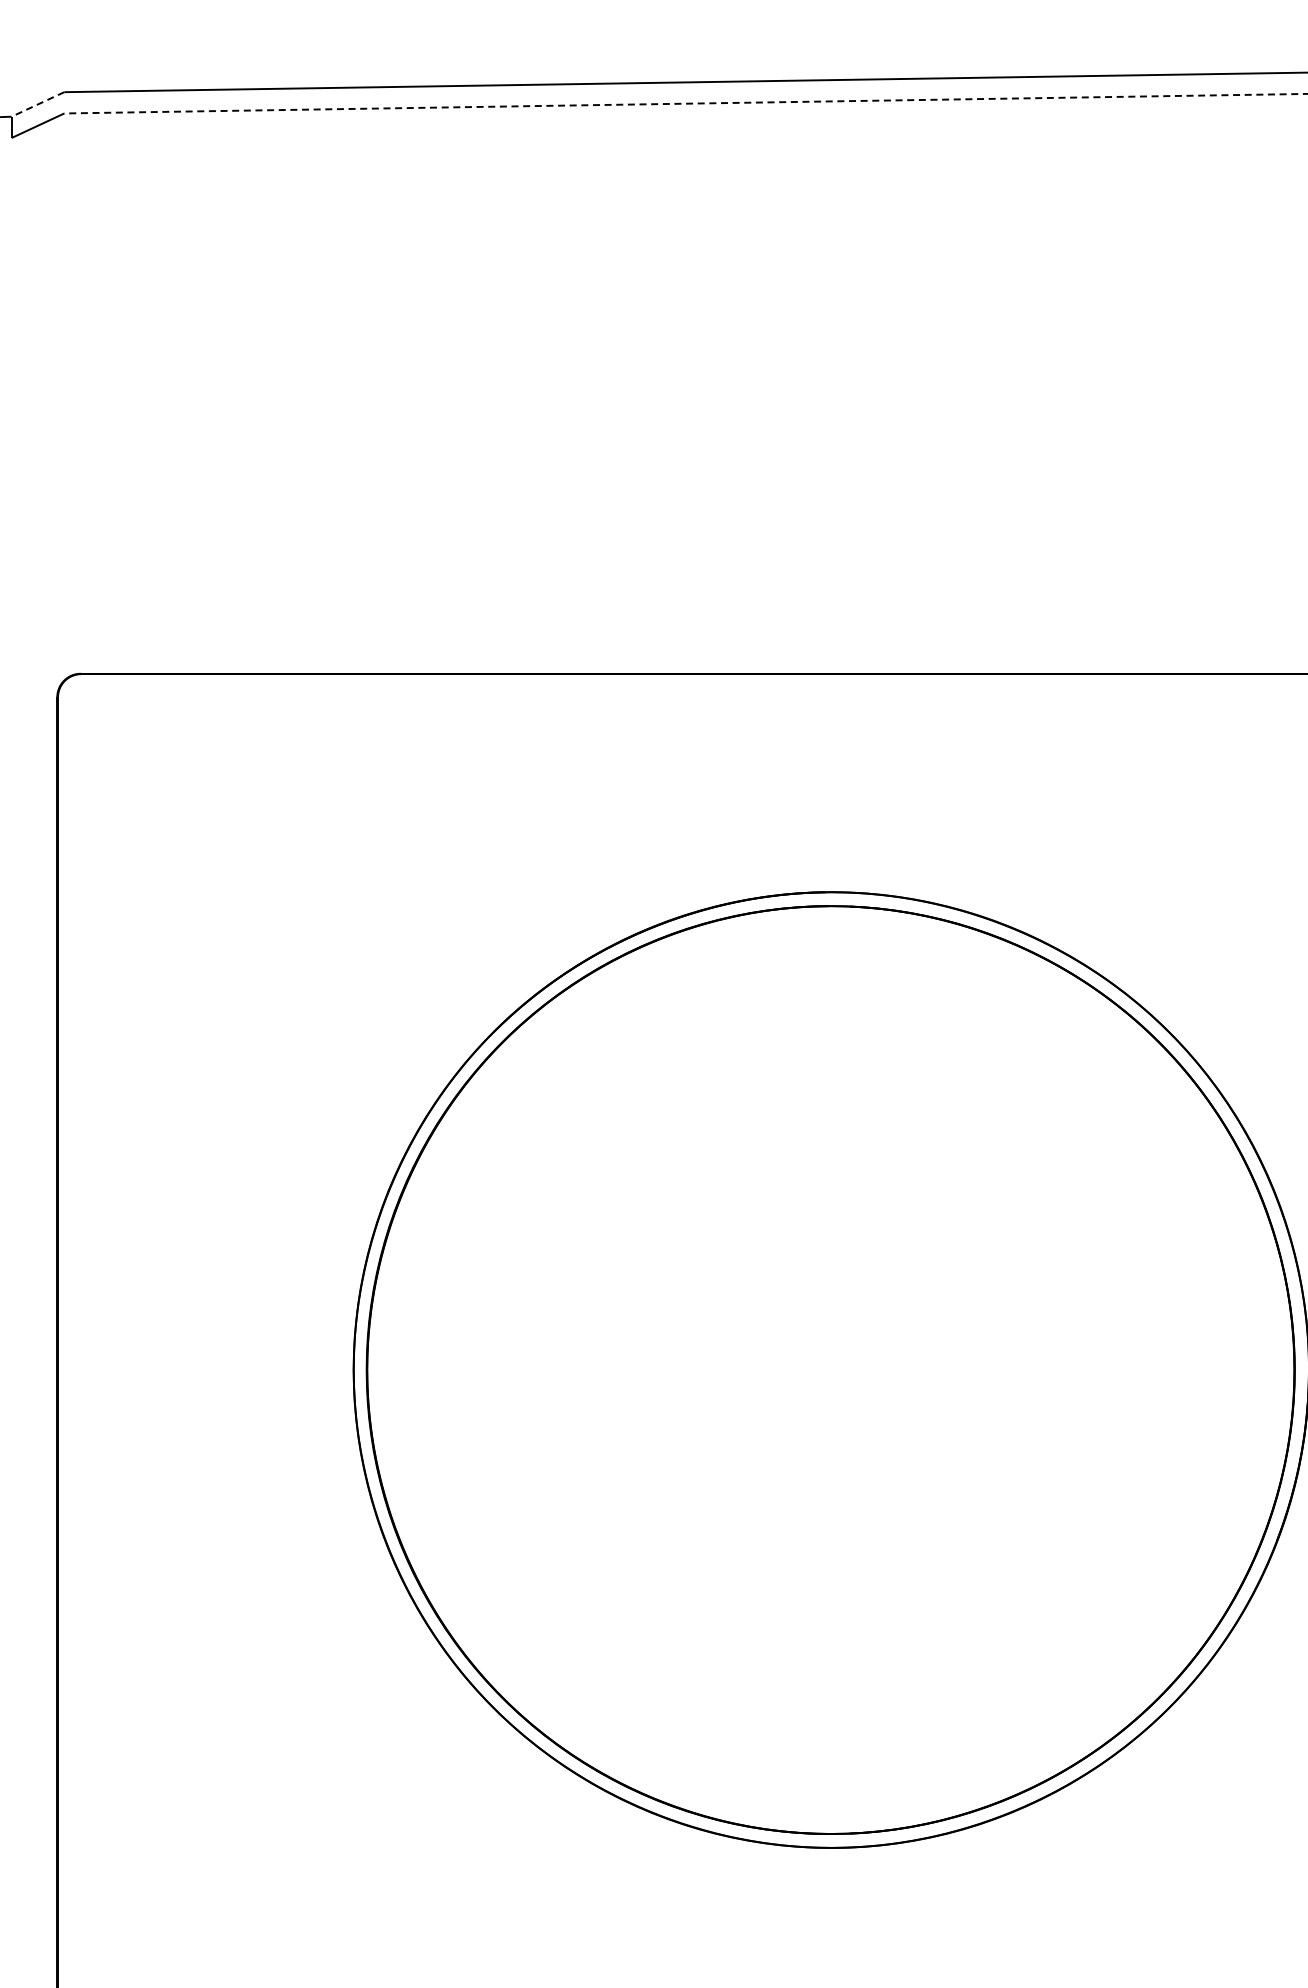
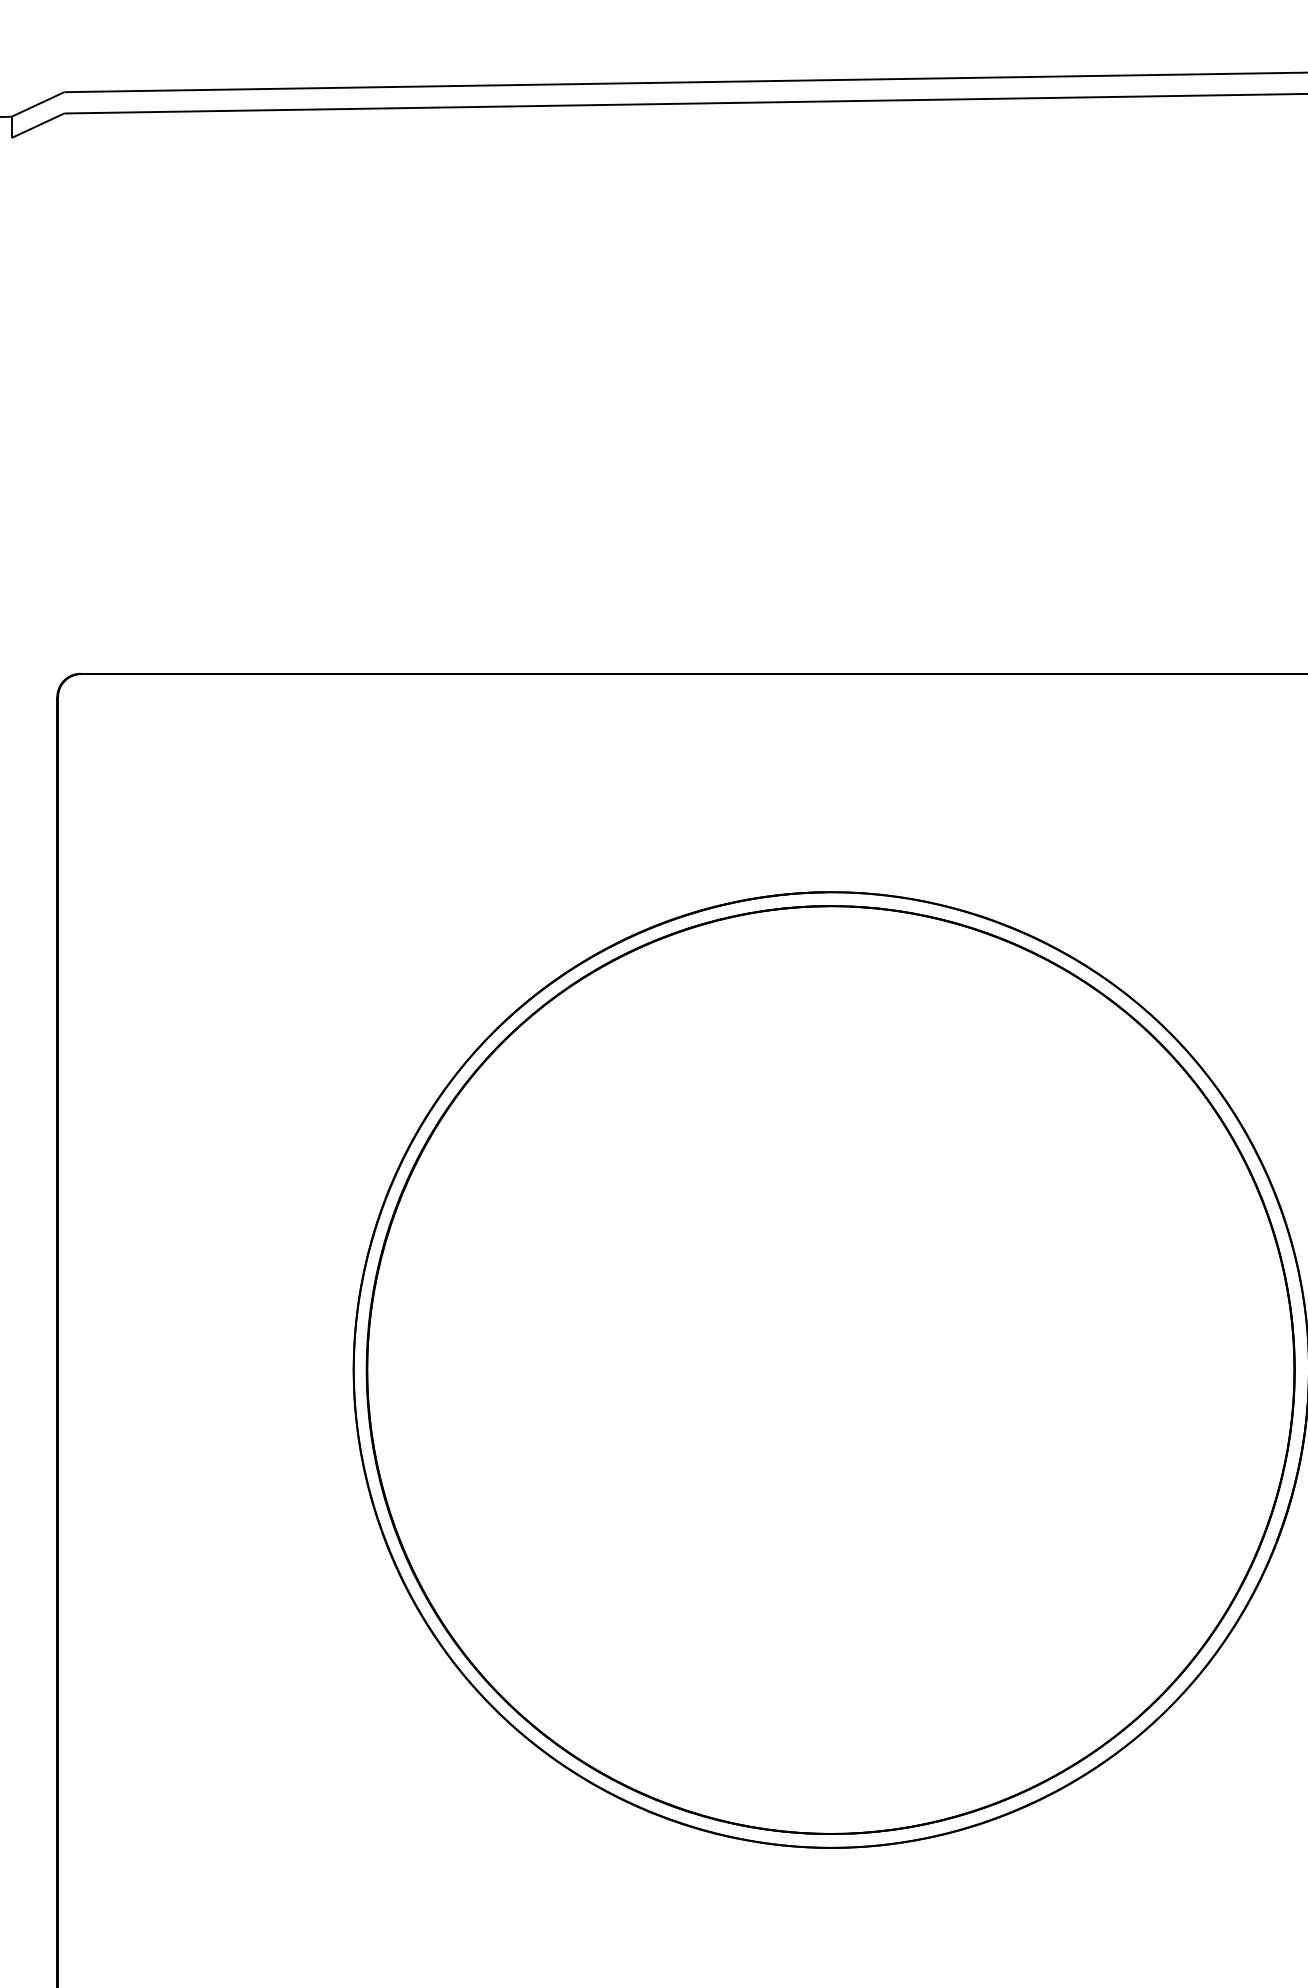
line: dashed -> solid (686, 103)
line: dashed -> solid (37, 104)
